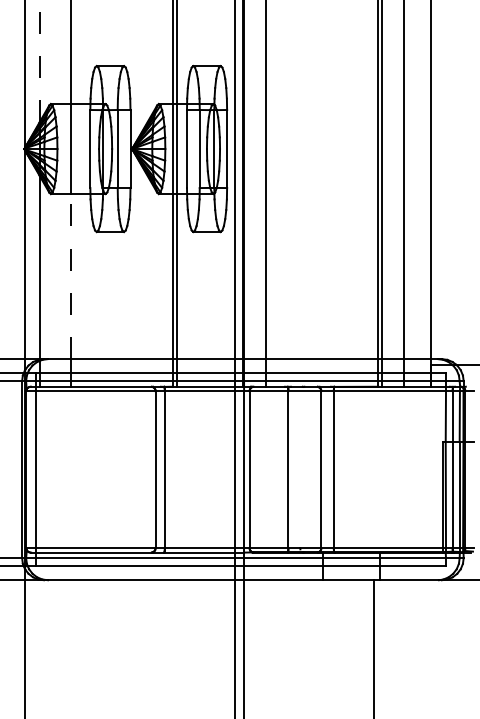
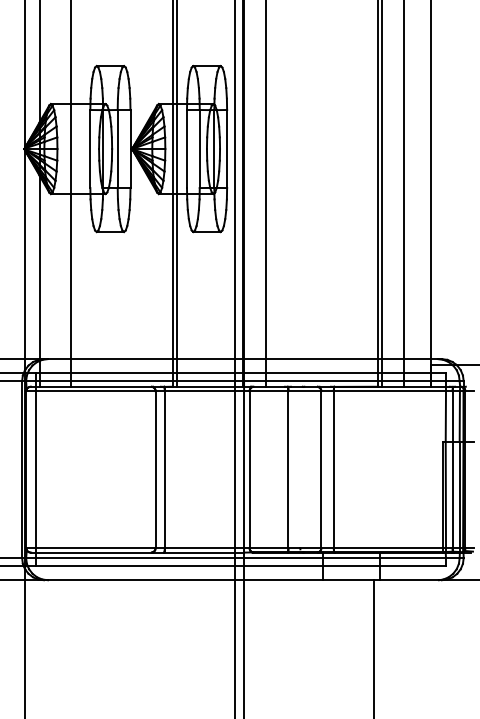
line: dashed -> solid (39, 61)
line: dashed -> solid (70, 276)
